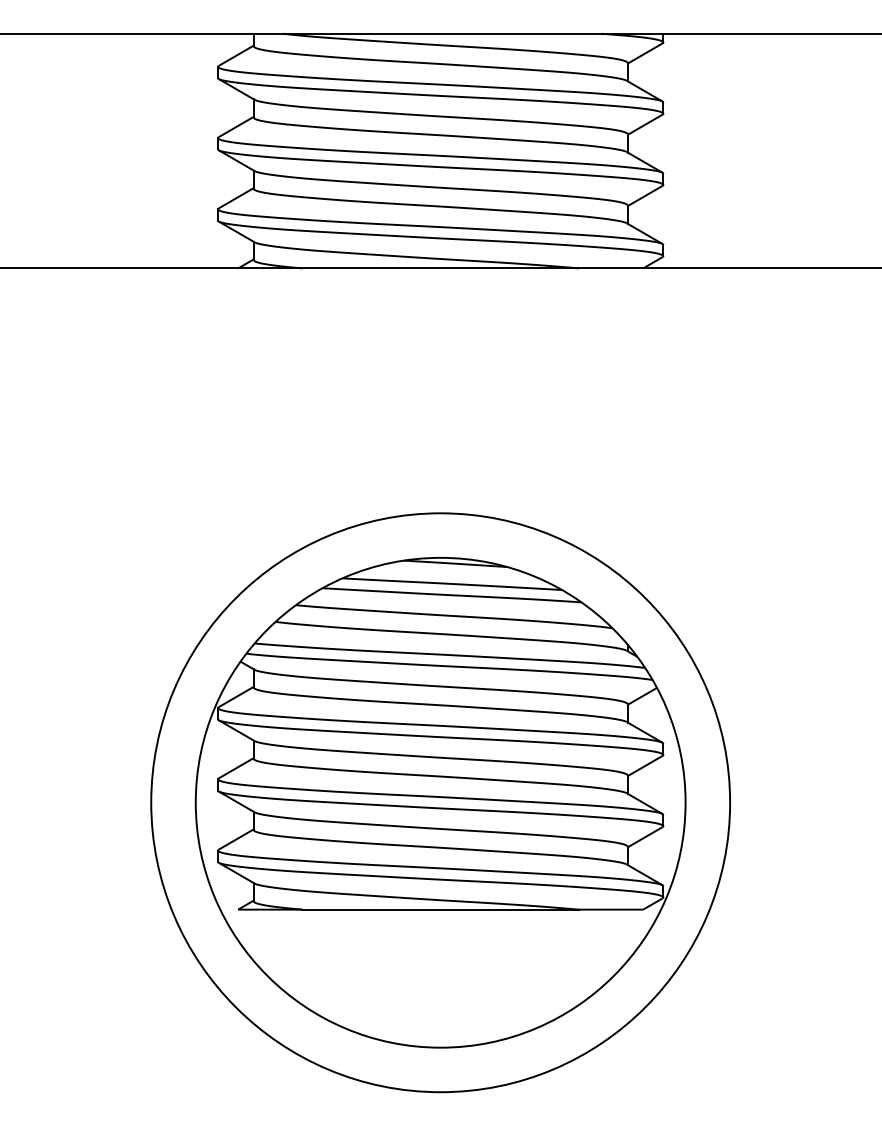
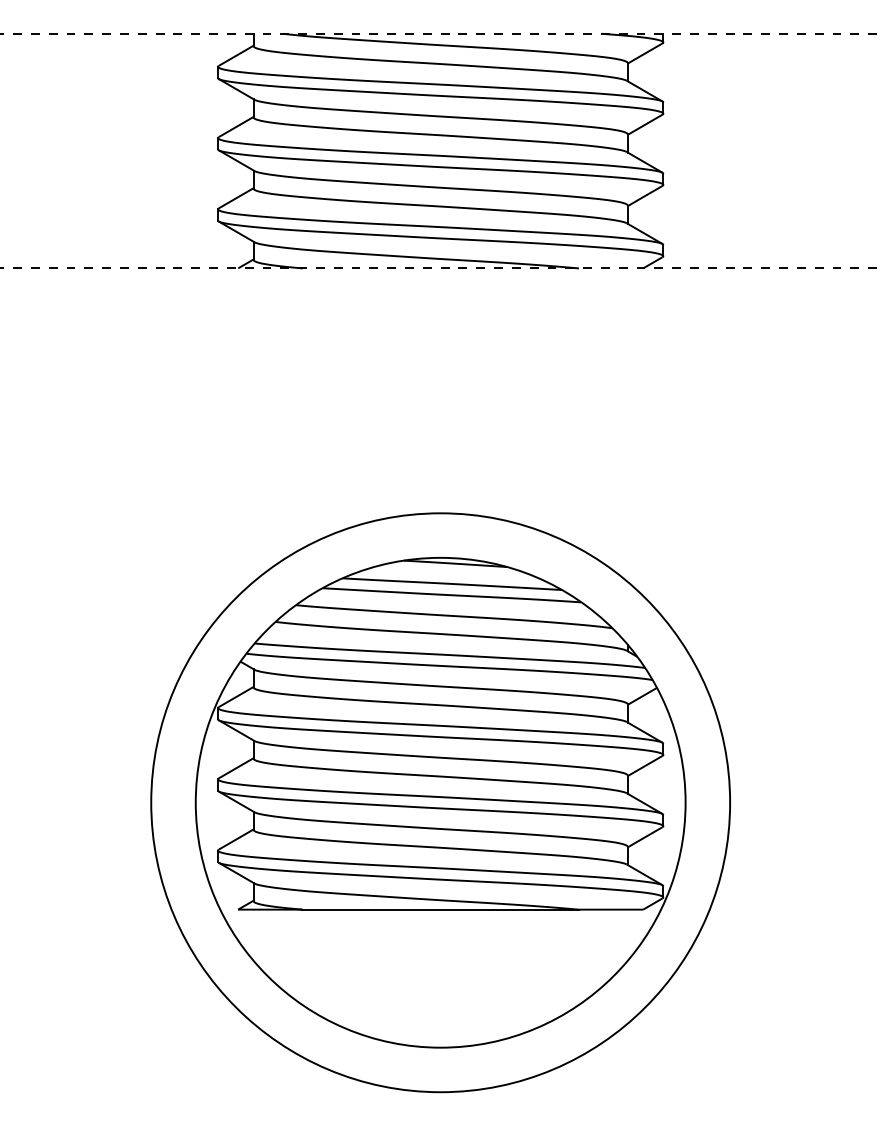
line: solid -> dashed (440, 33)
line: solid -> dashed (440, 268)
